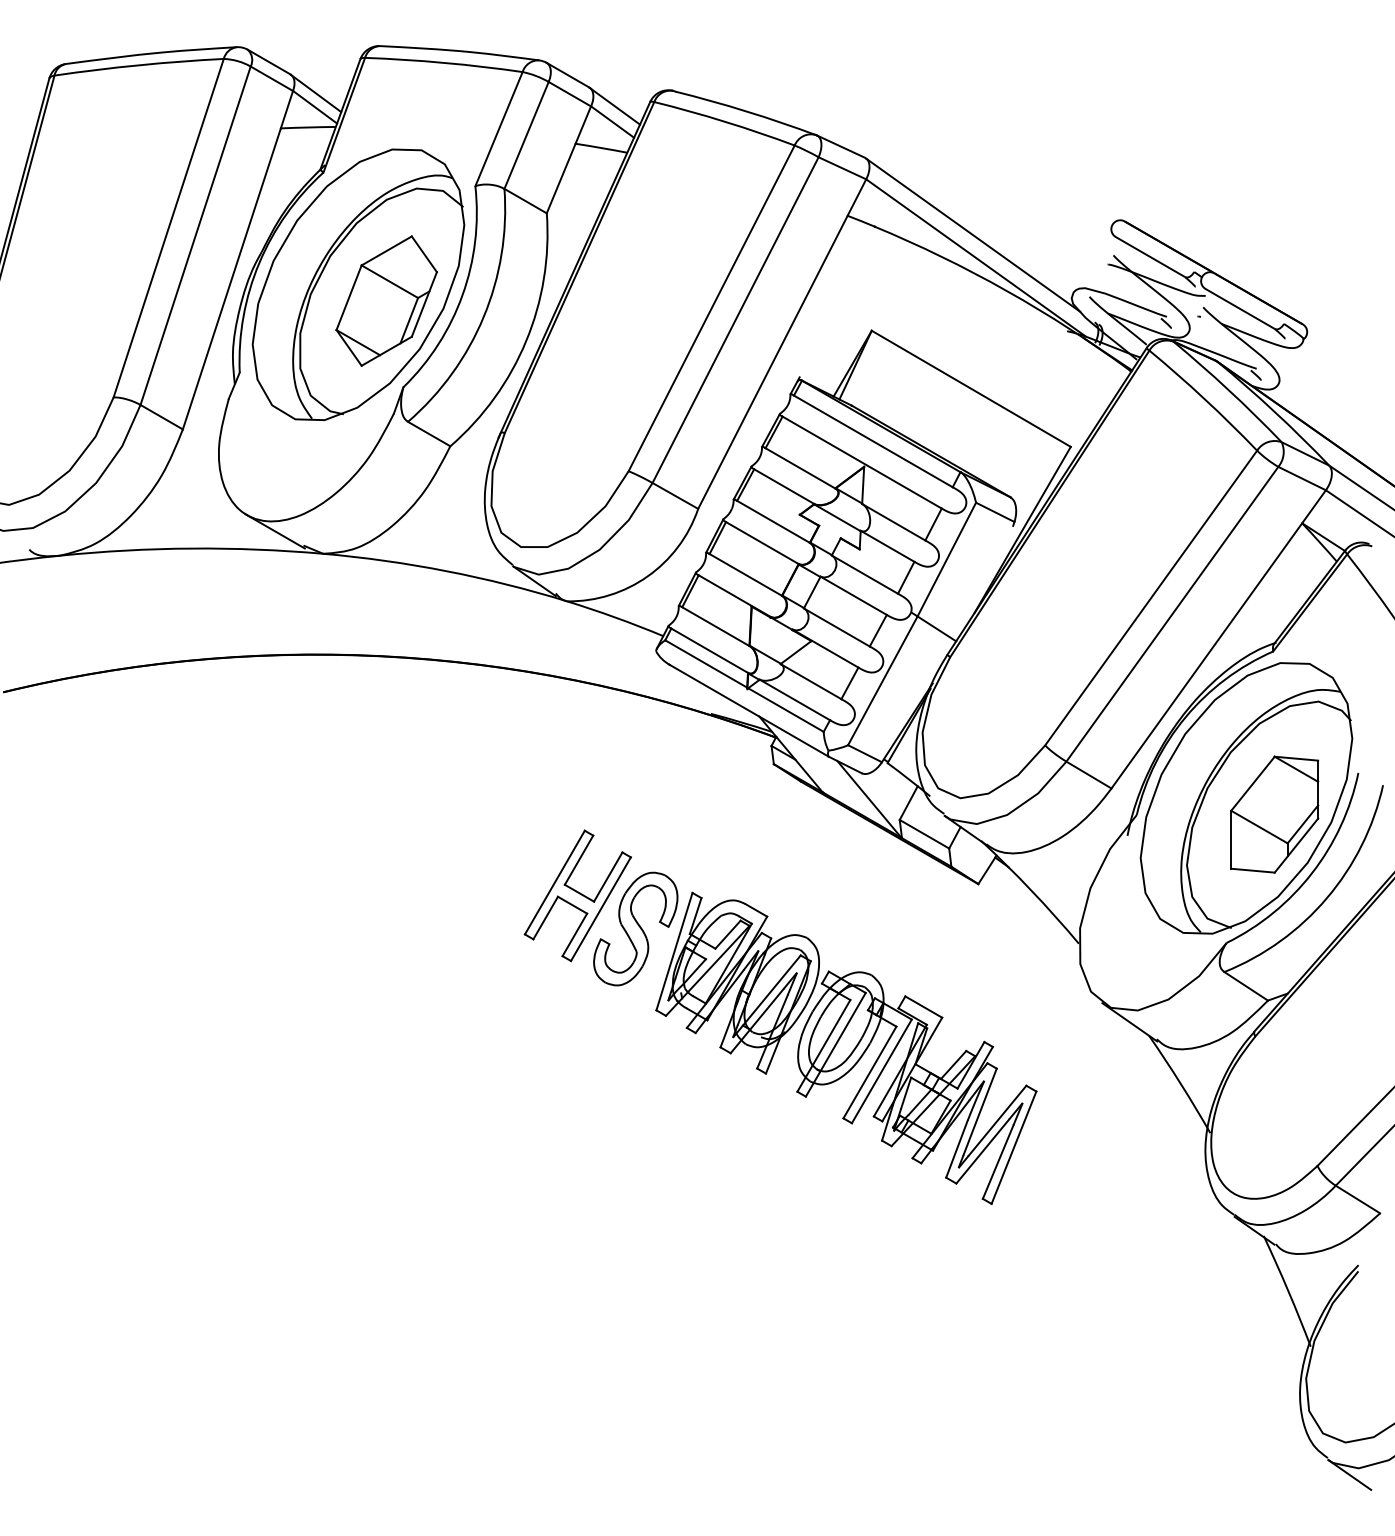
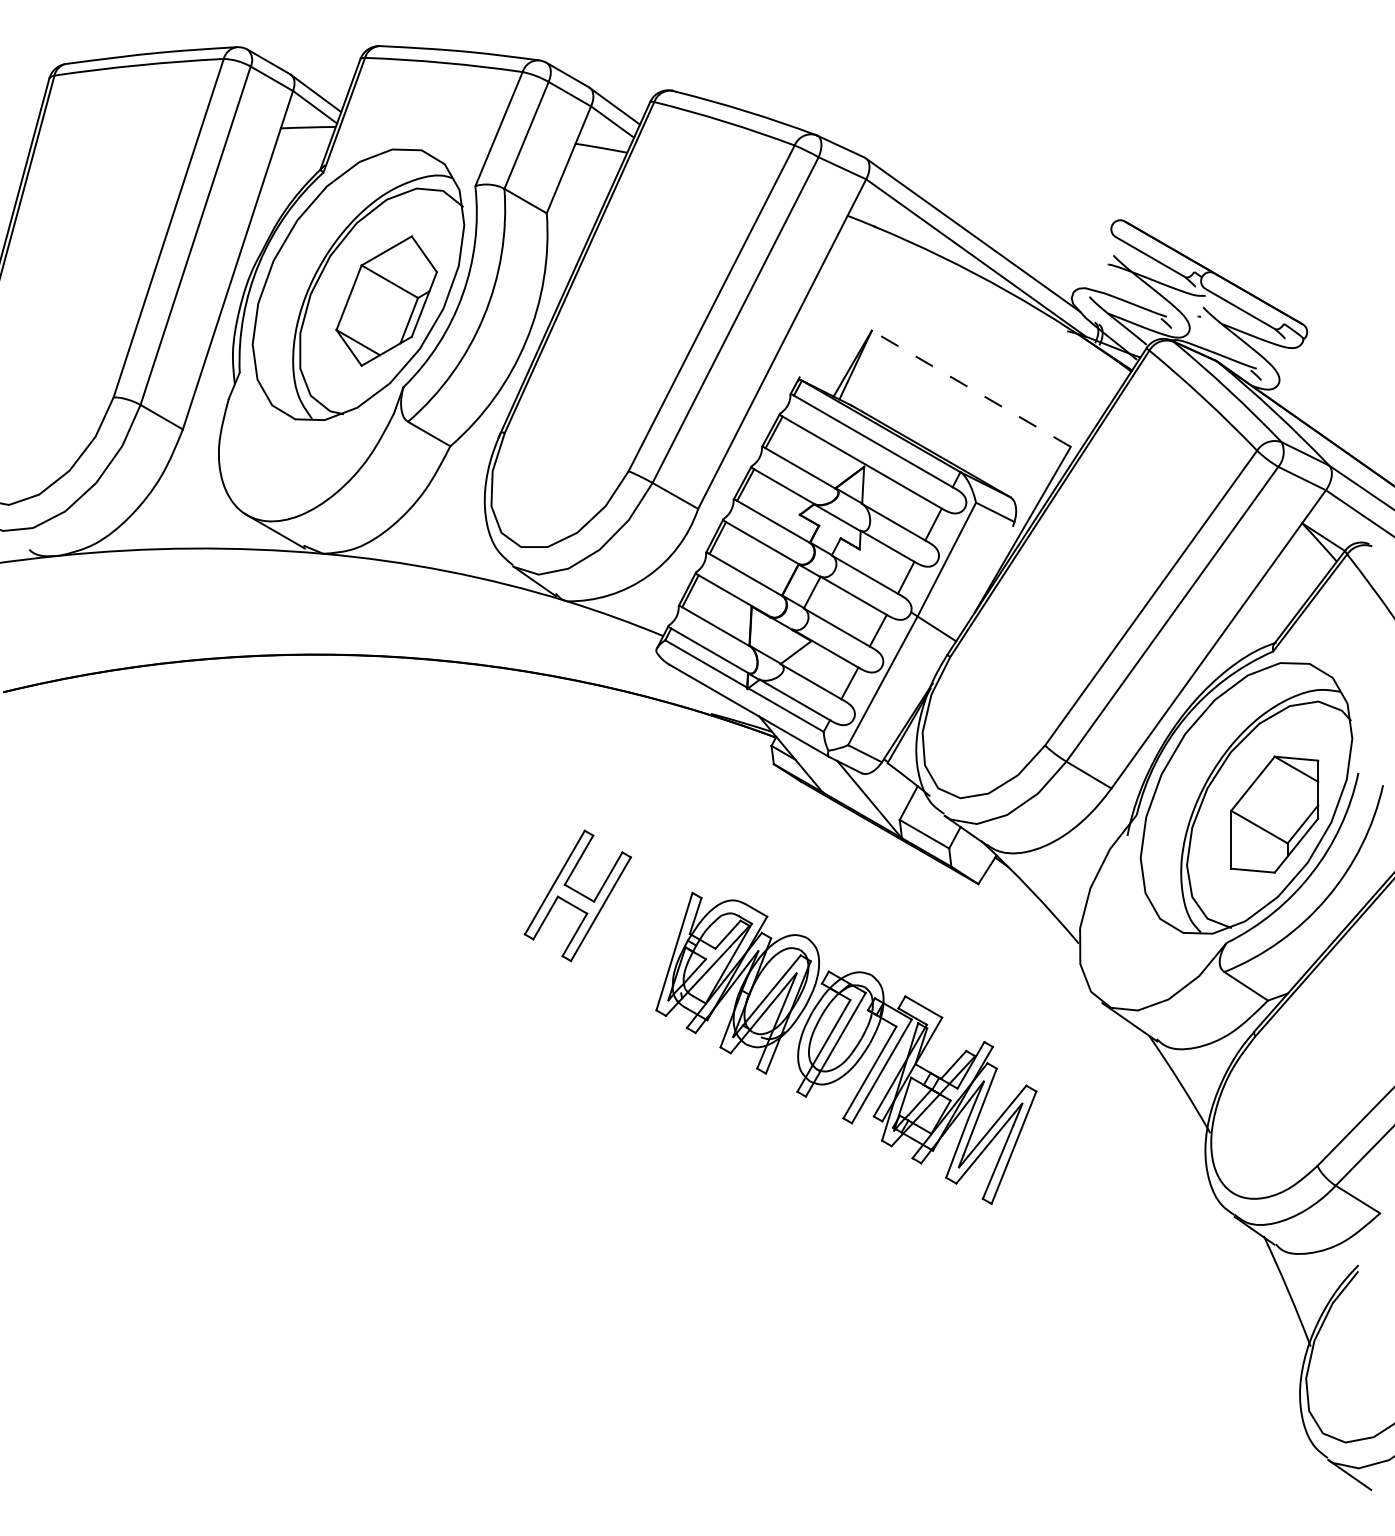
line: solid -> dashed (970, 388)
part: present -> none (635, 928)
